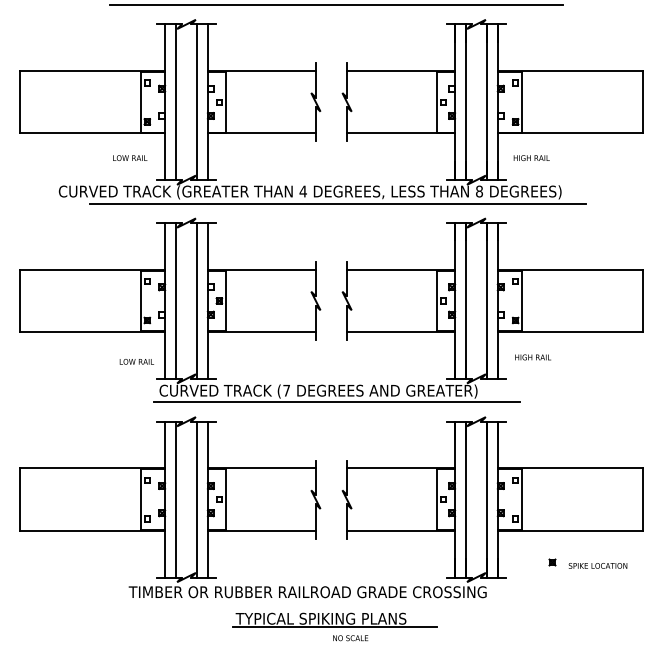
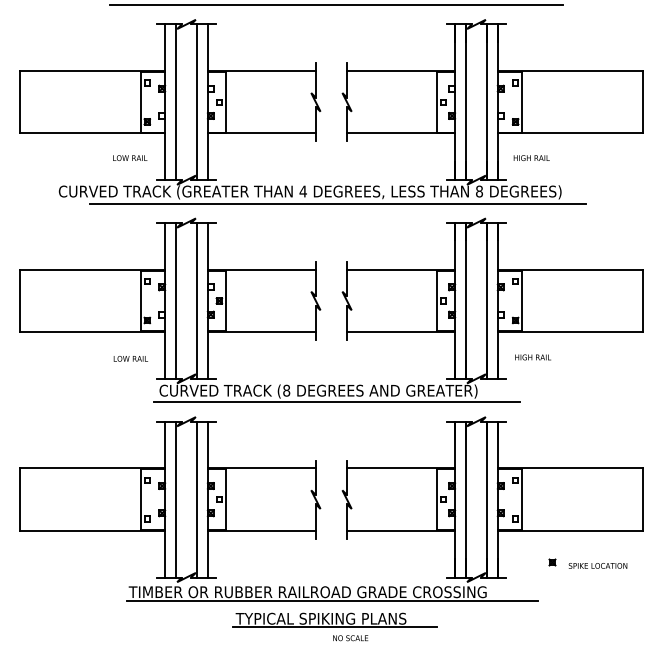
text position: (136, 361) -> (130, 358) (130, 358)
text: (7 -> (8 (286, 390)
line: none -> present (332, 601)
